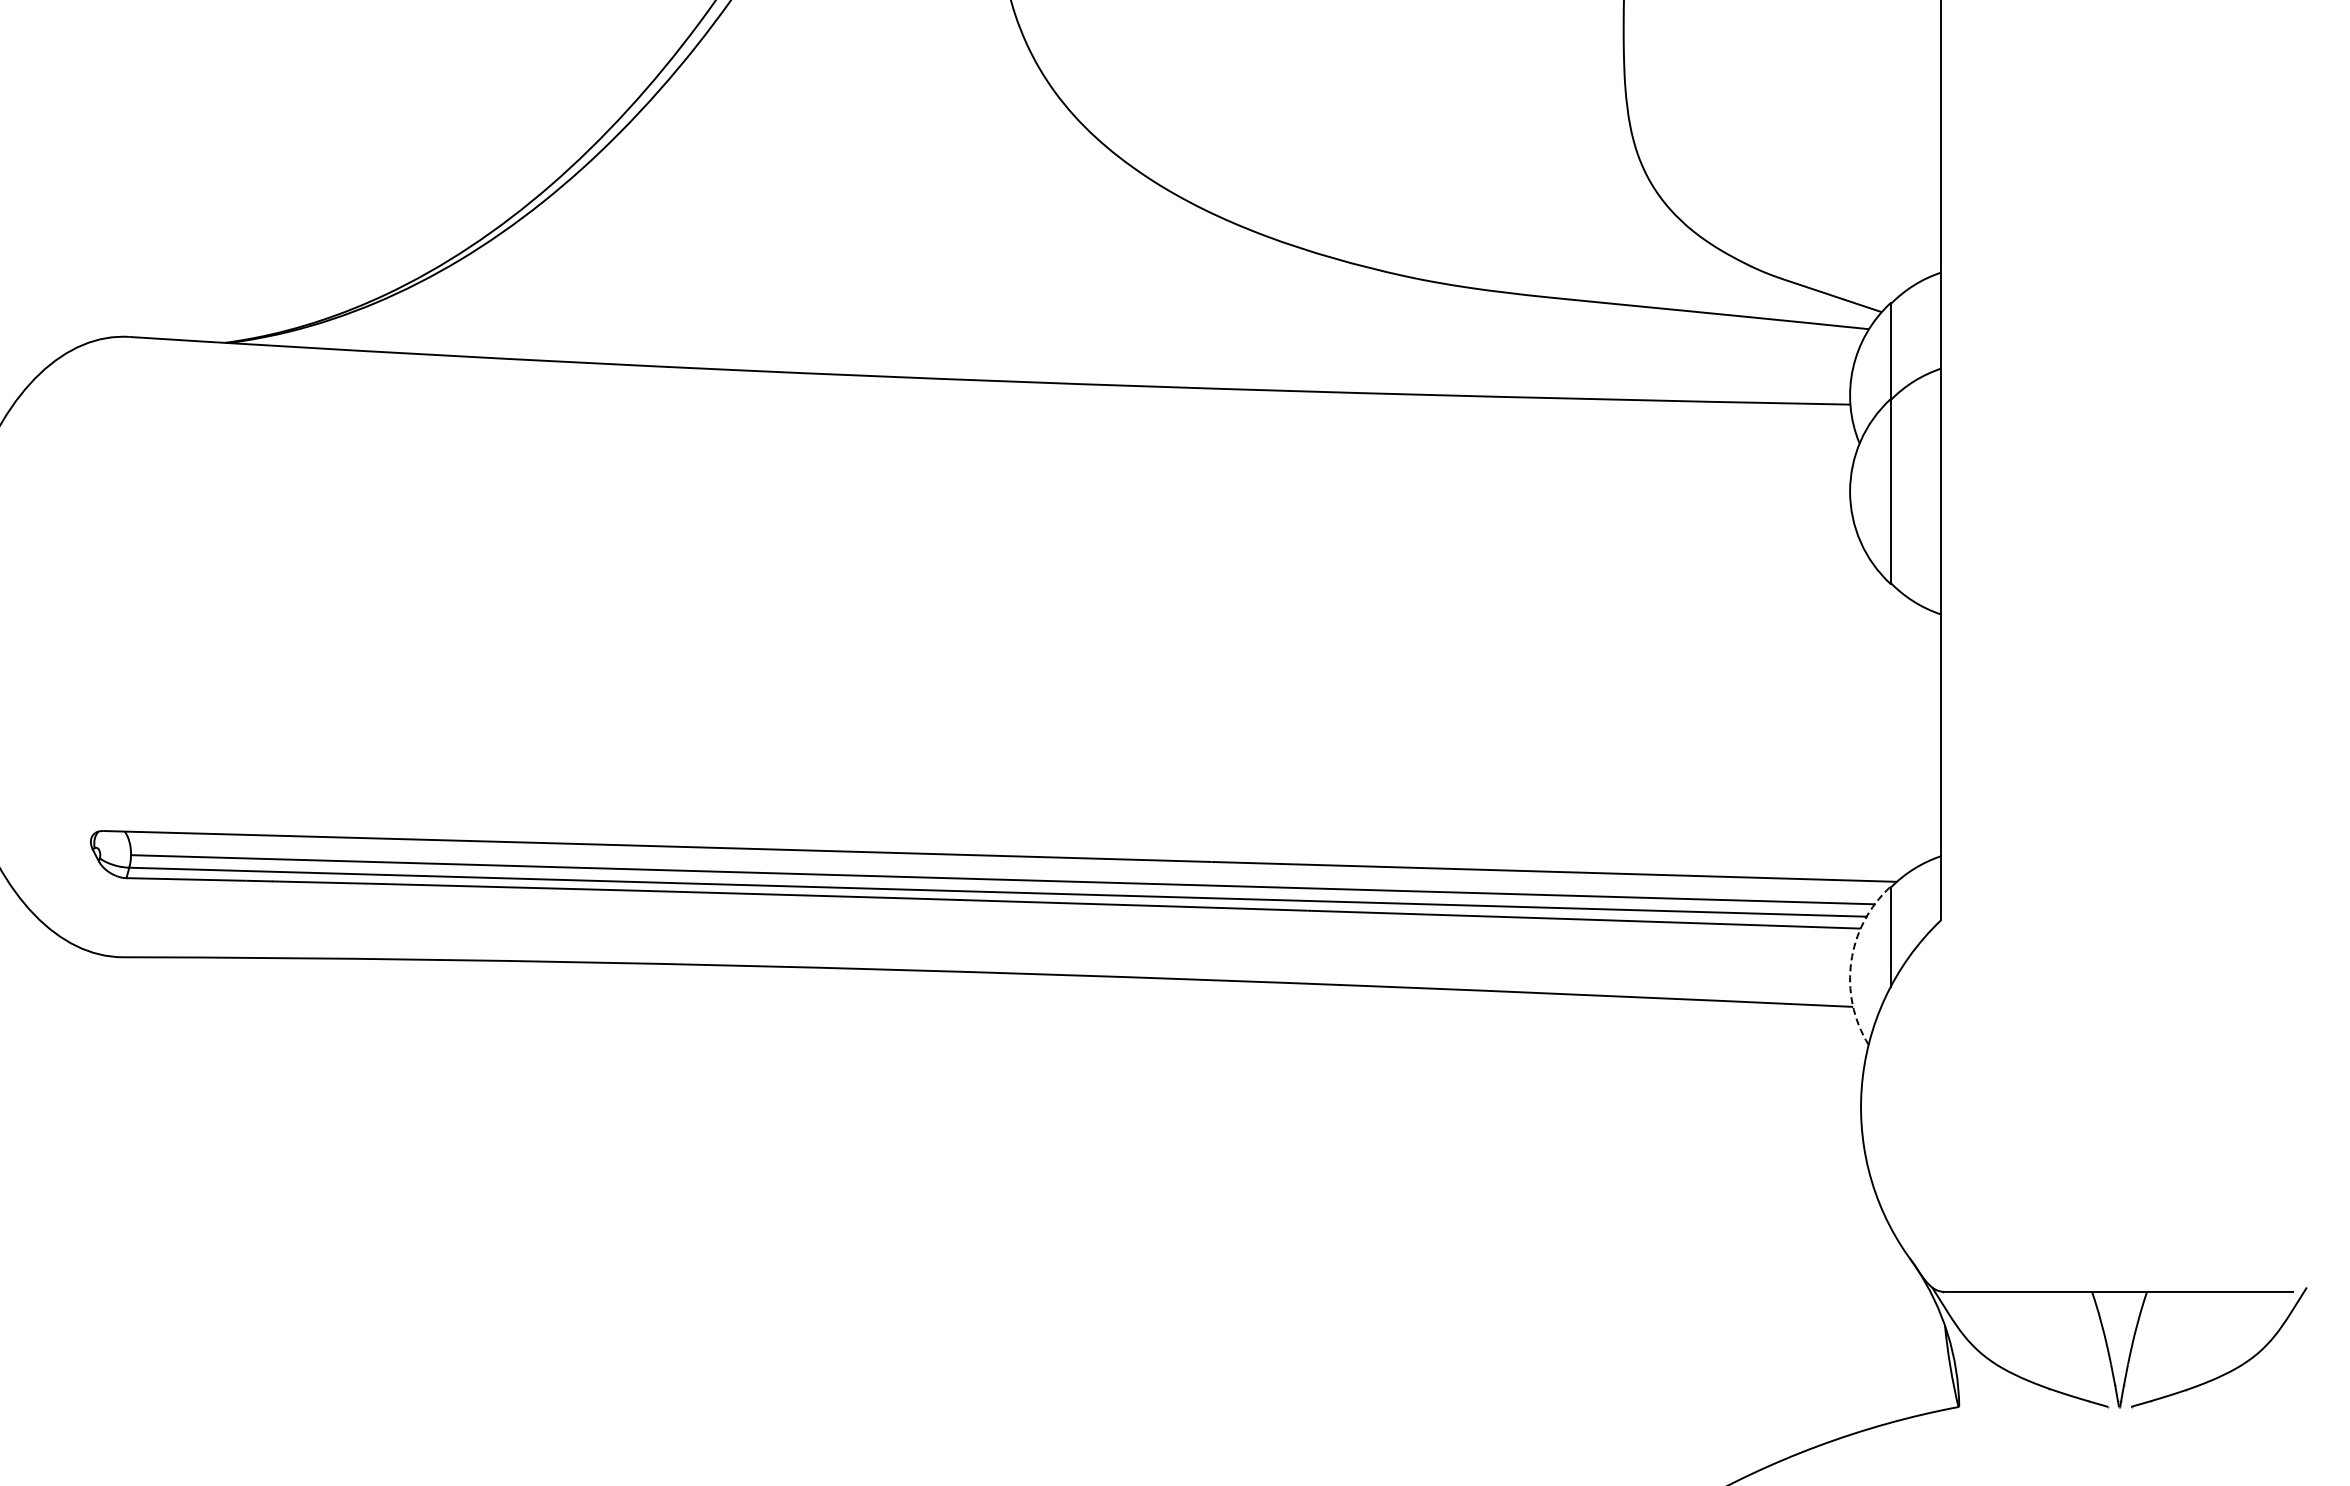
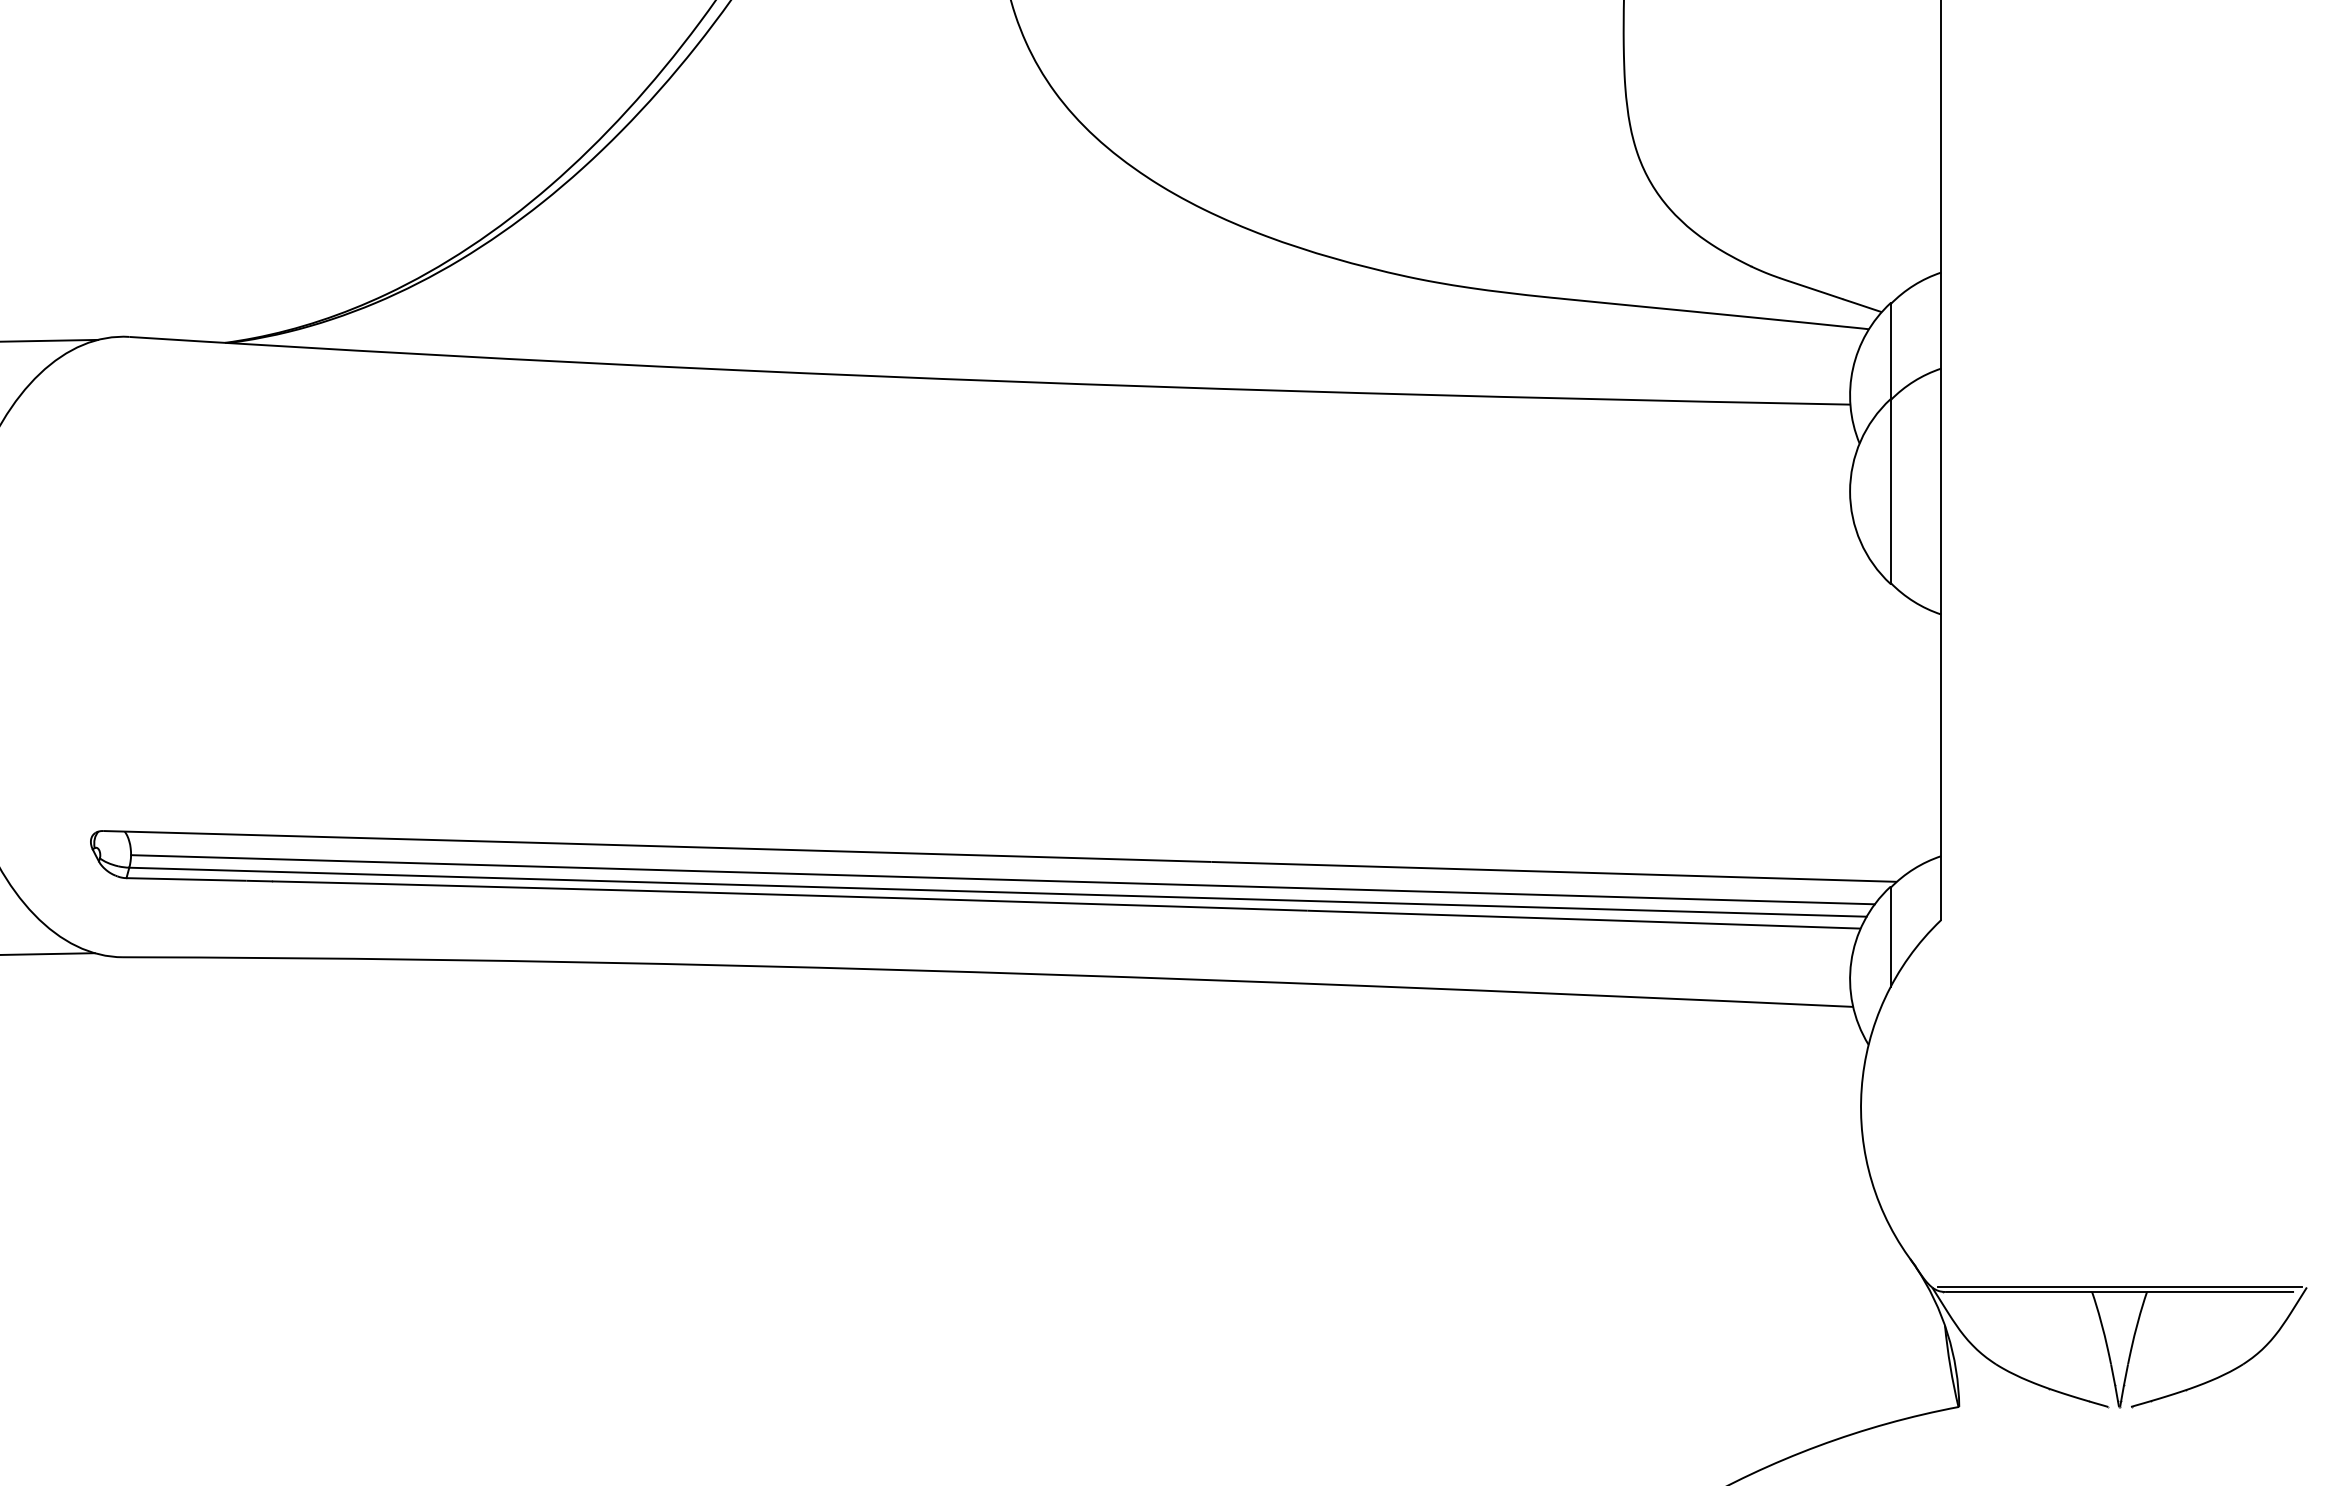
line: none -> present (50, 340)
line: none -> present (48, 953)
arc: dashed -> solid (1851, 961)
line: none -> present (2119, 1287)
